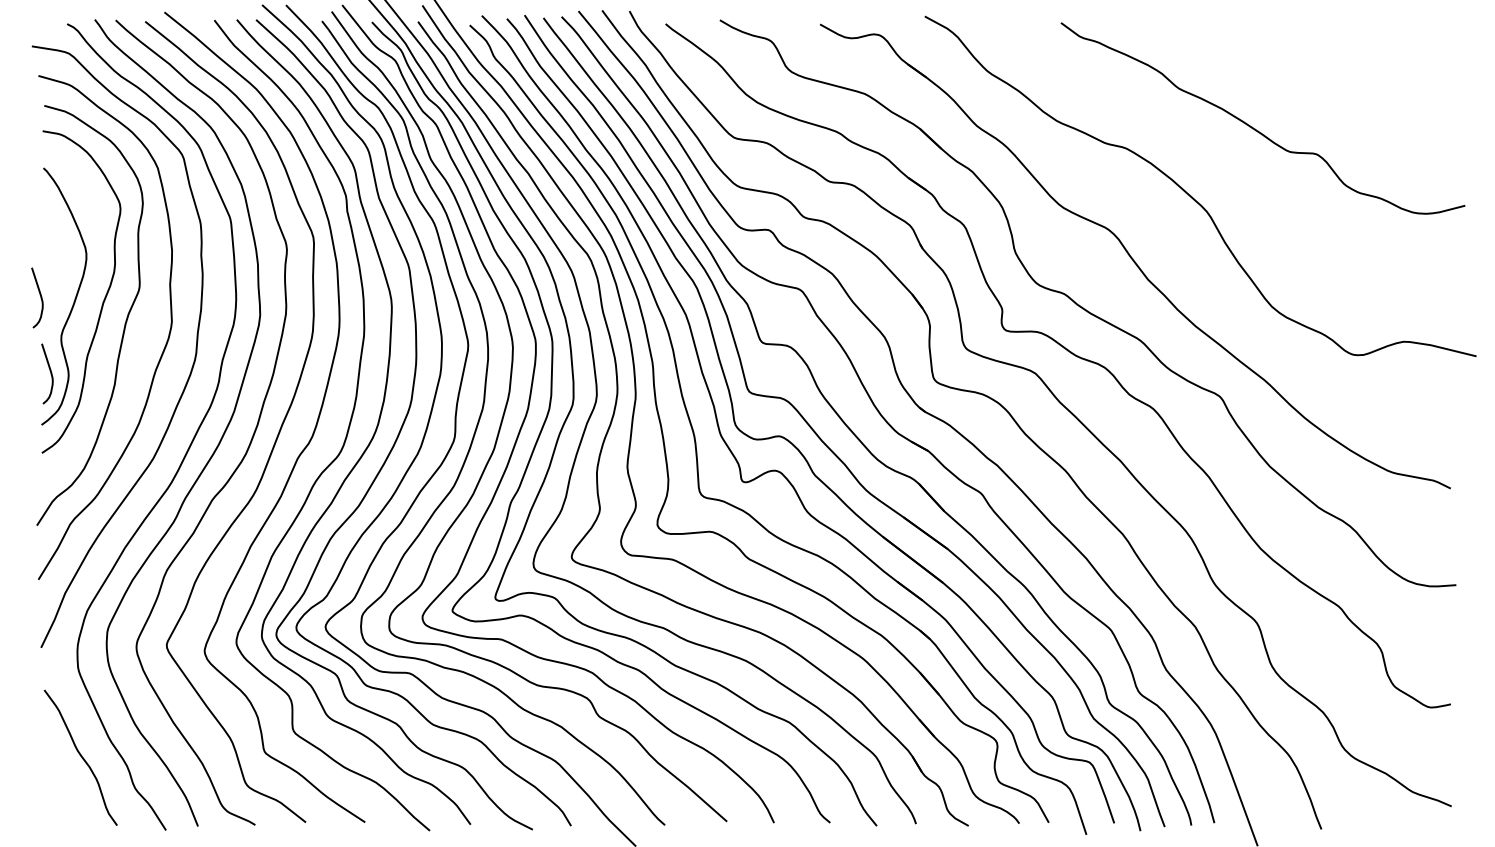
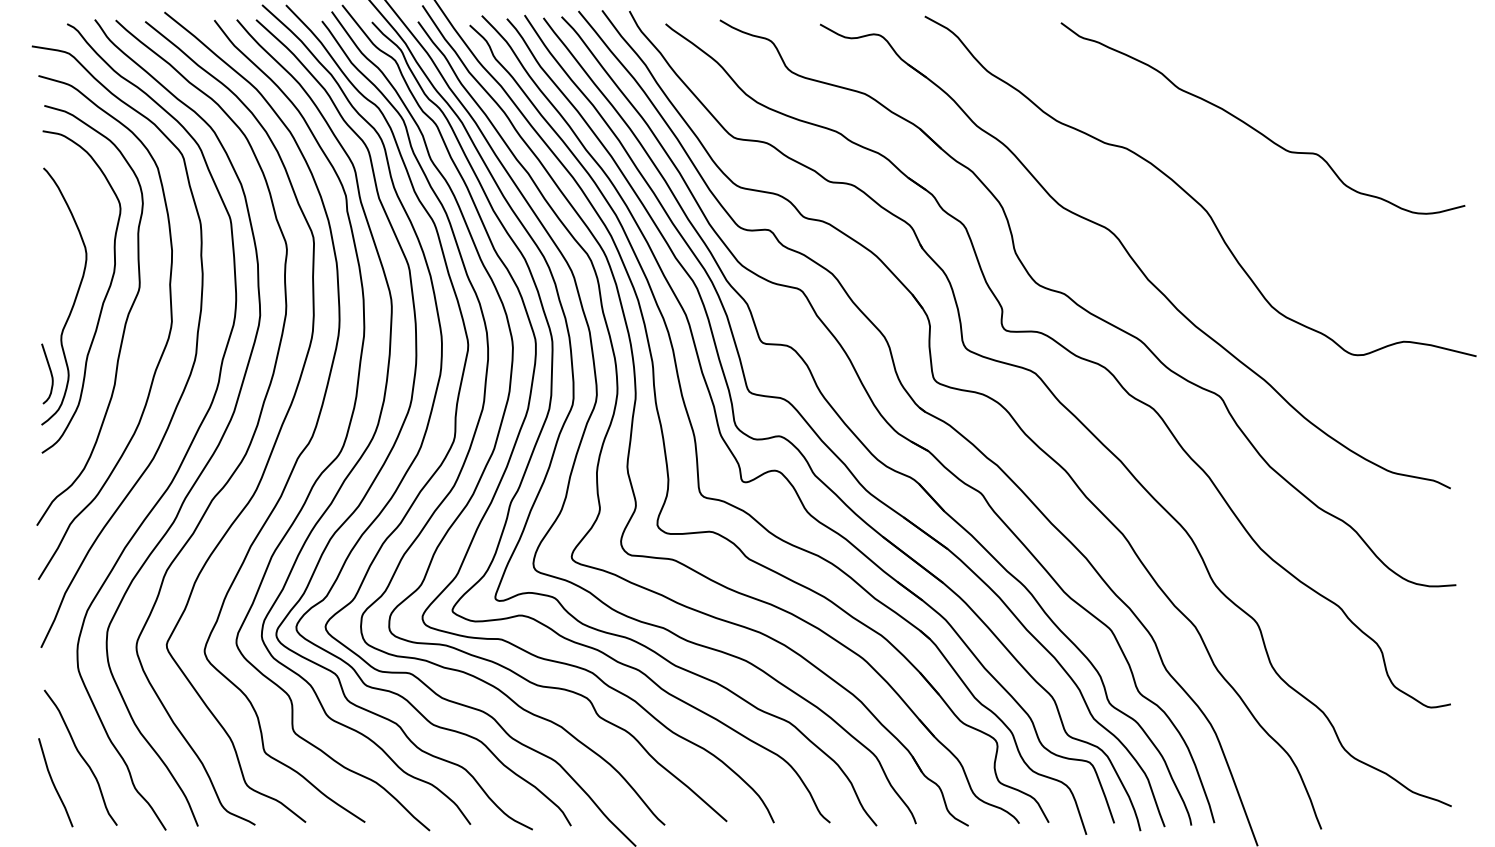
curve: present -> none (40, 297)
curve: none -> present (54, 783)
